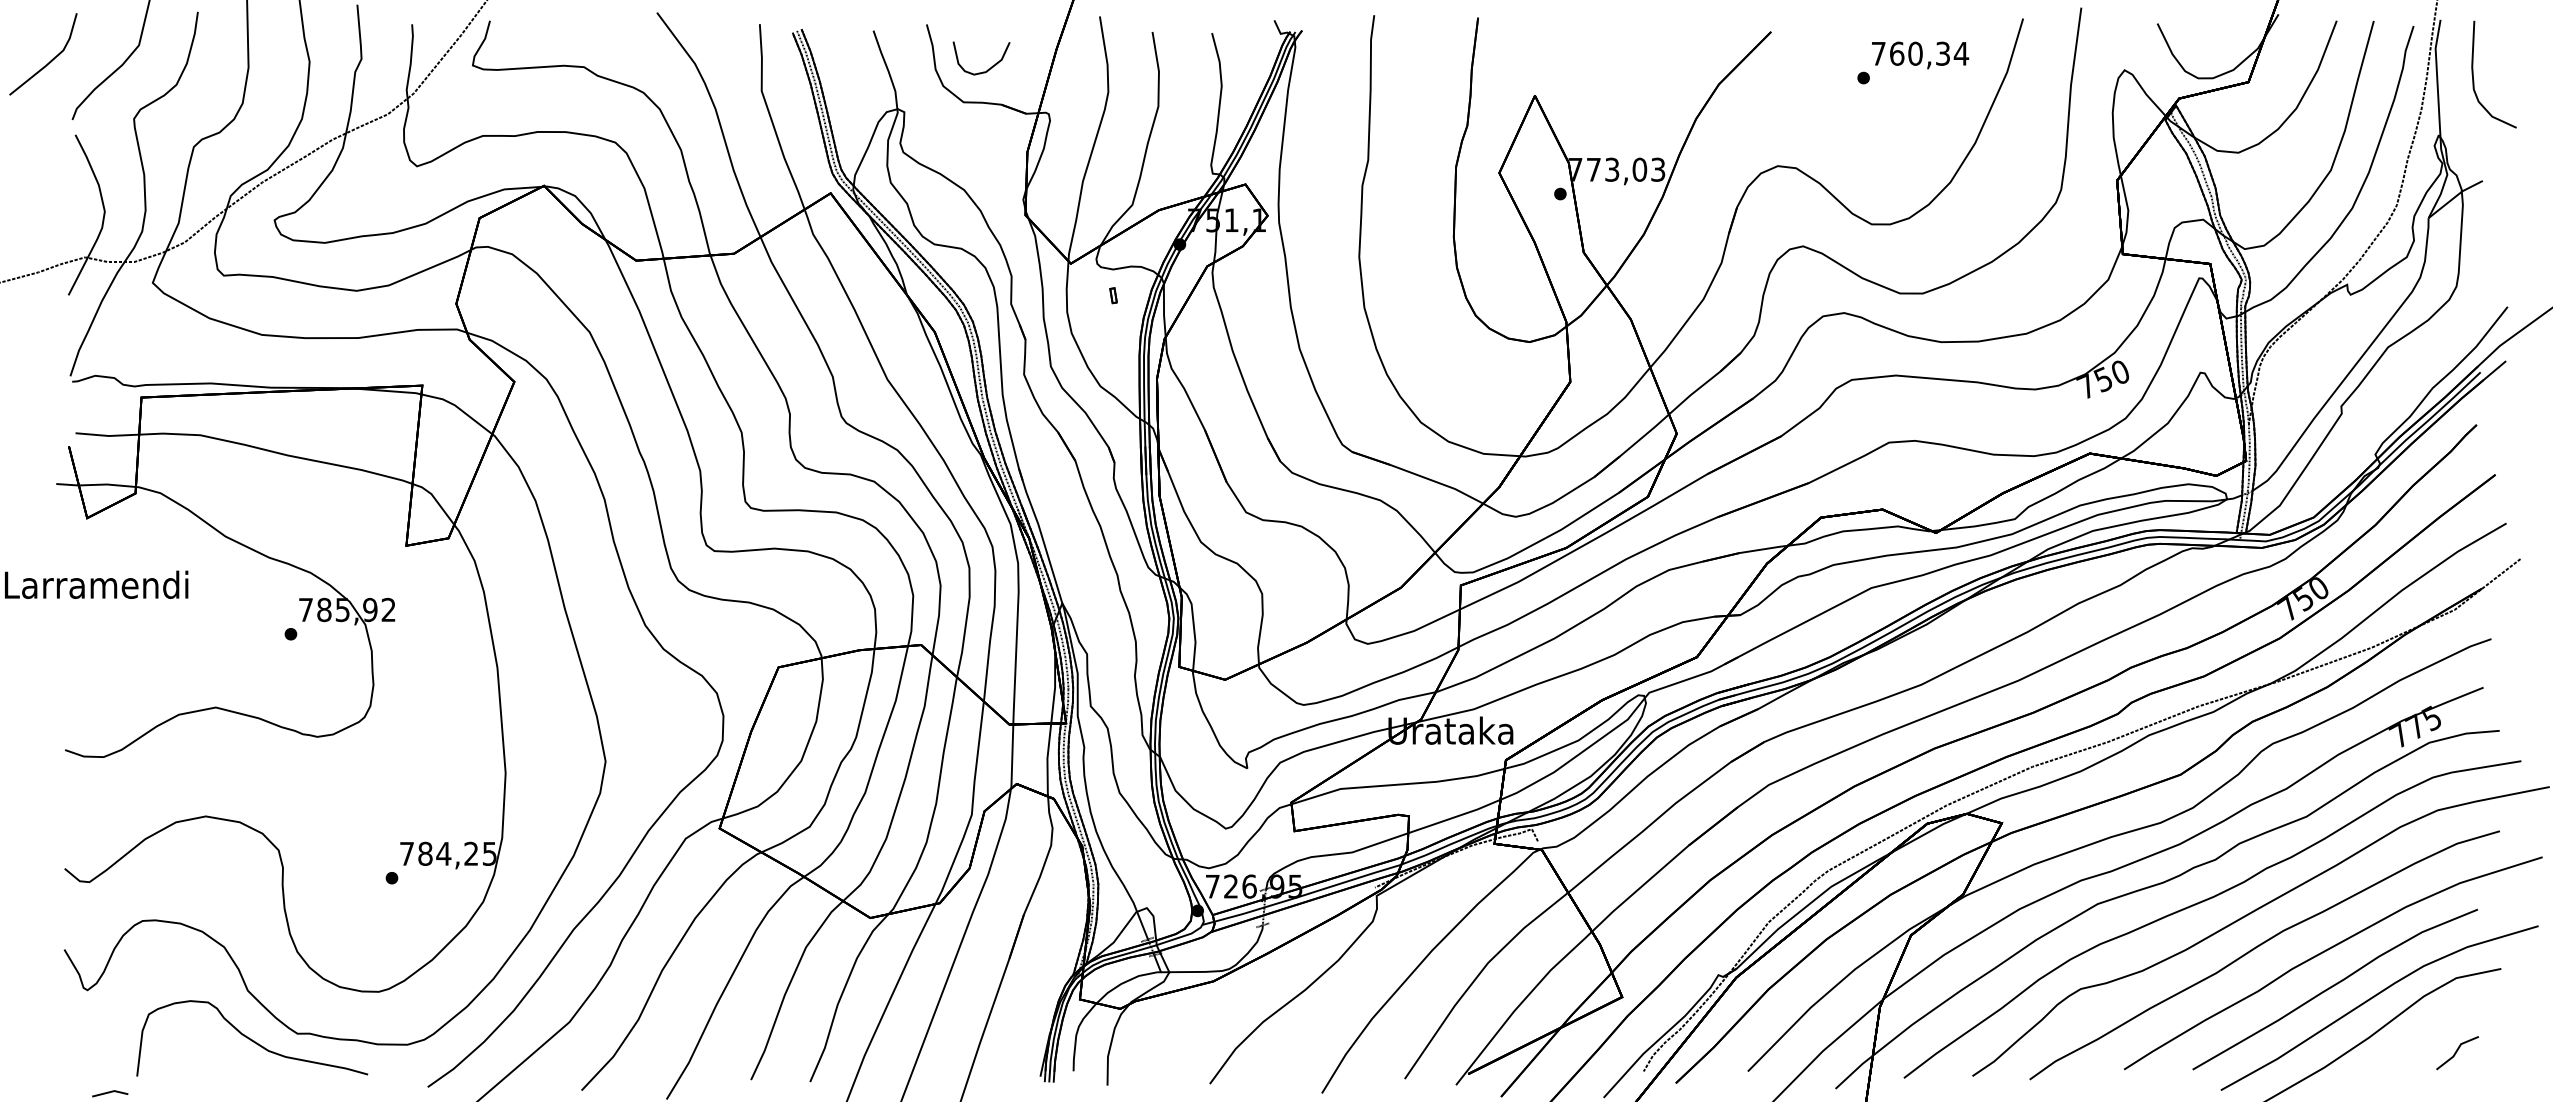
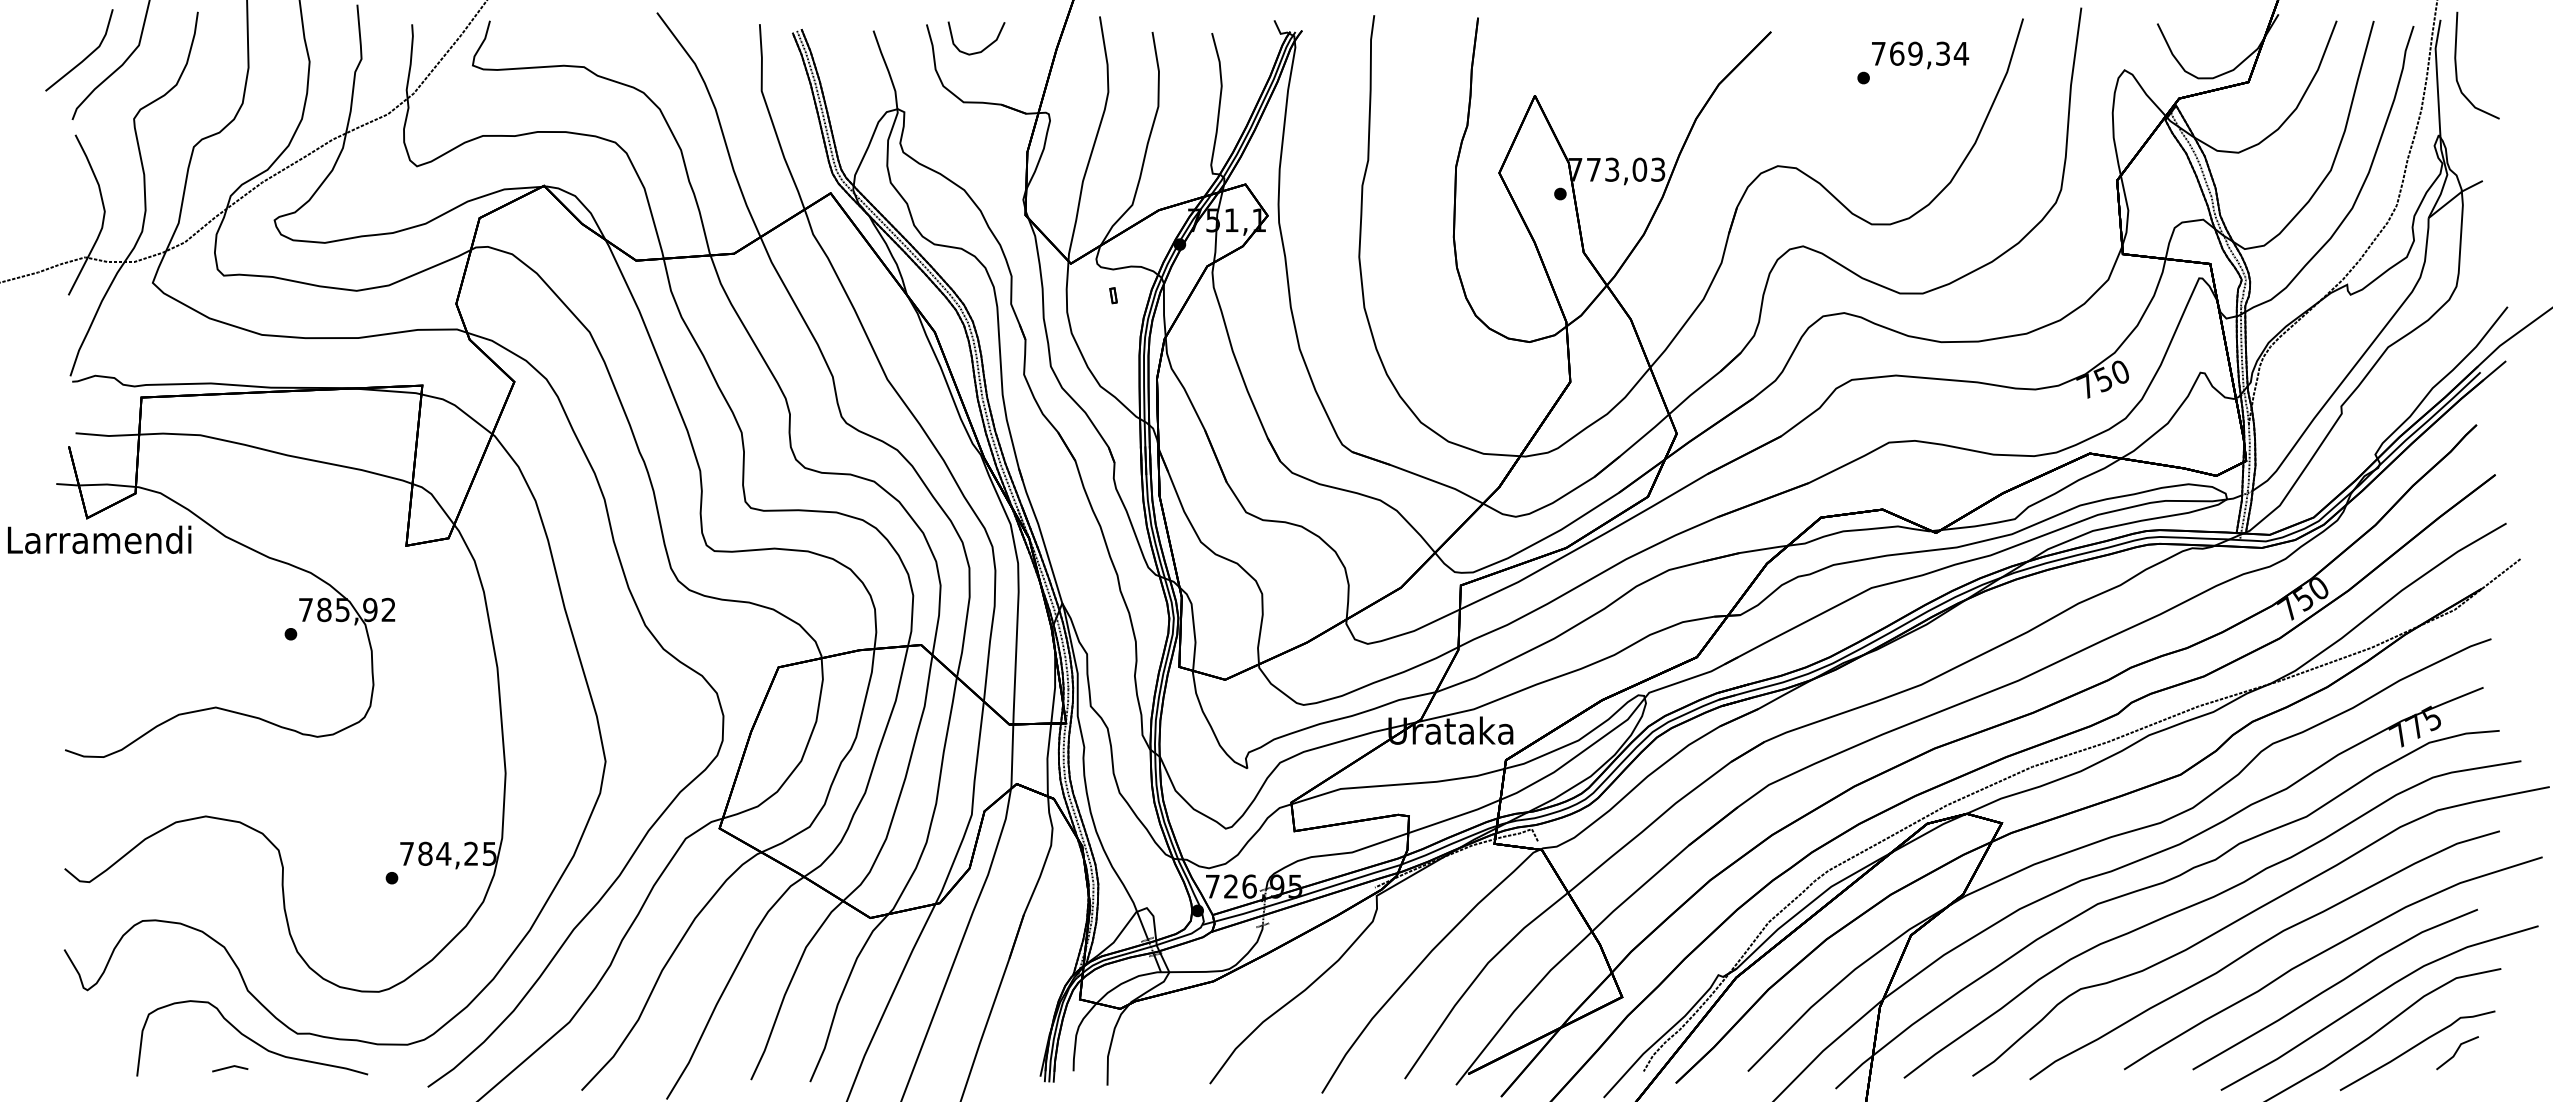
text: 760,34 -> 769,34 (1915, 53)
line position: (50, 60) -> (86, 56) (86, 56)
curve position: (988, 68) -> (983, 48) (983, 48)
curve position: (2474, 80) -> (2457, 71) (2457, 71)
text position: (96, 584) -> (99, 539) (99, 539)
curve: none -> present (2415, 1047)
line position: (110, 1092) -> (230, 1067) (230, 1067)
